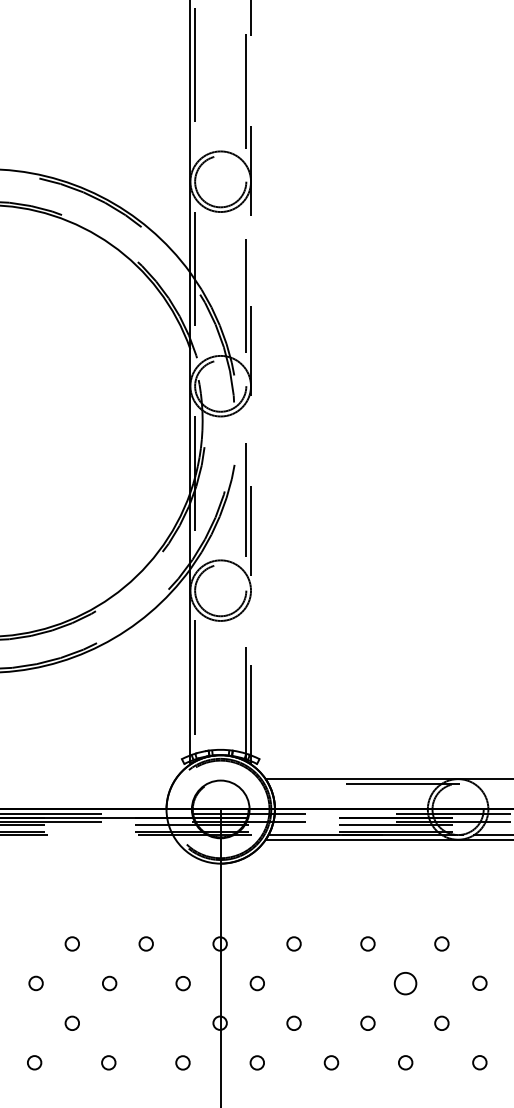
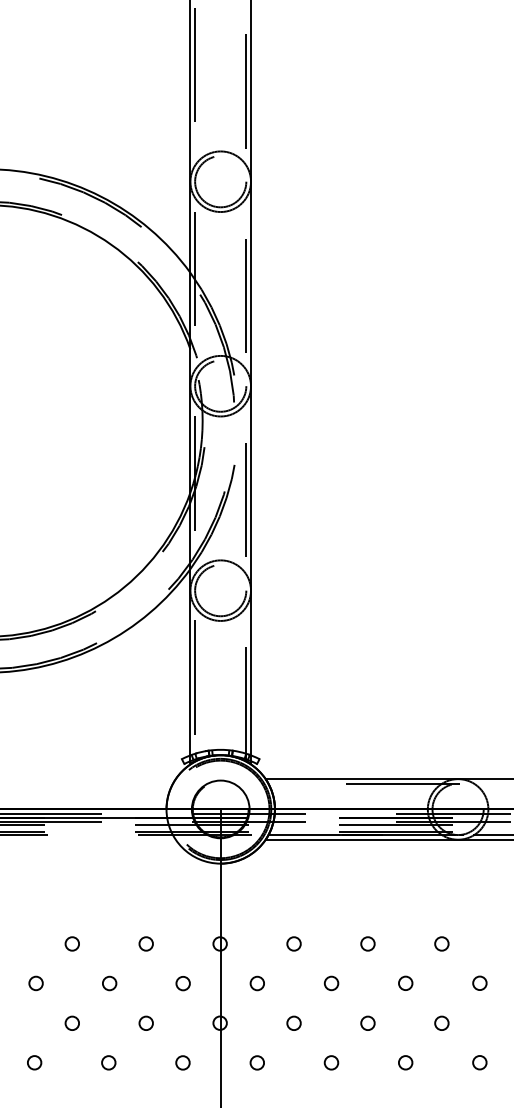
line: dashed -> solid (251, 377)
circle: none -> present (331, 983)
circle size: 25x24 px -> 16x16 px (405, 982)
circle: none -> present (145, 1022)
